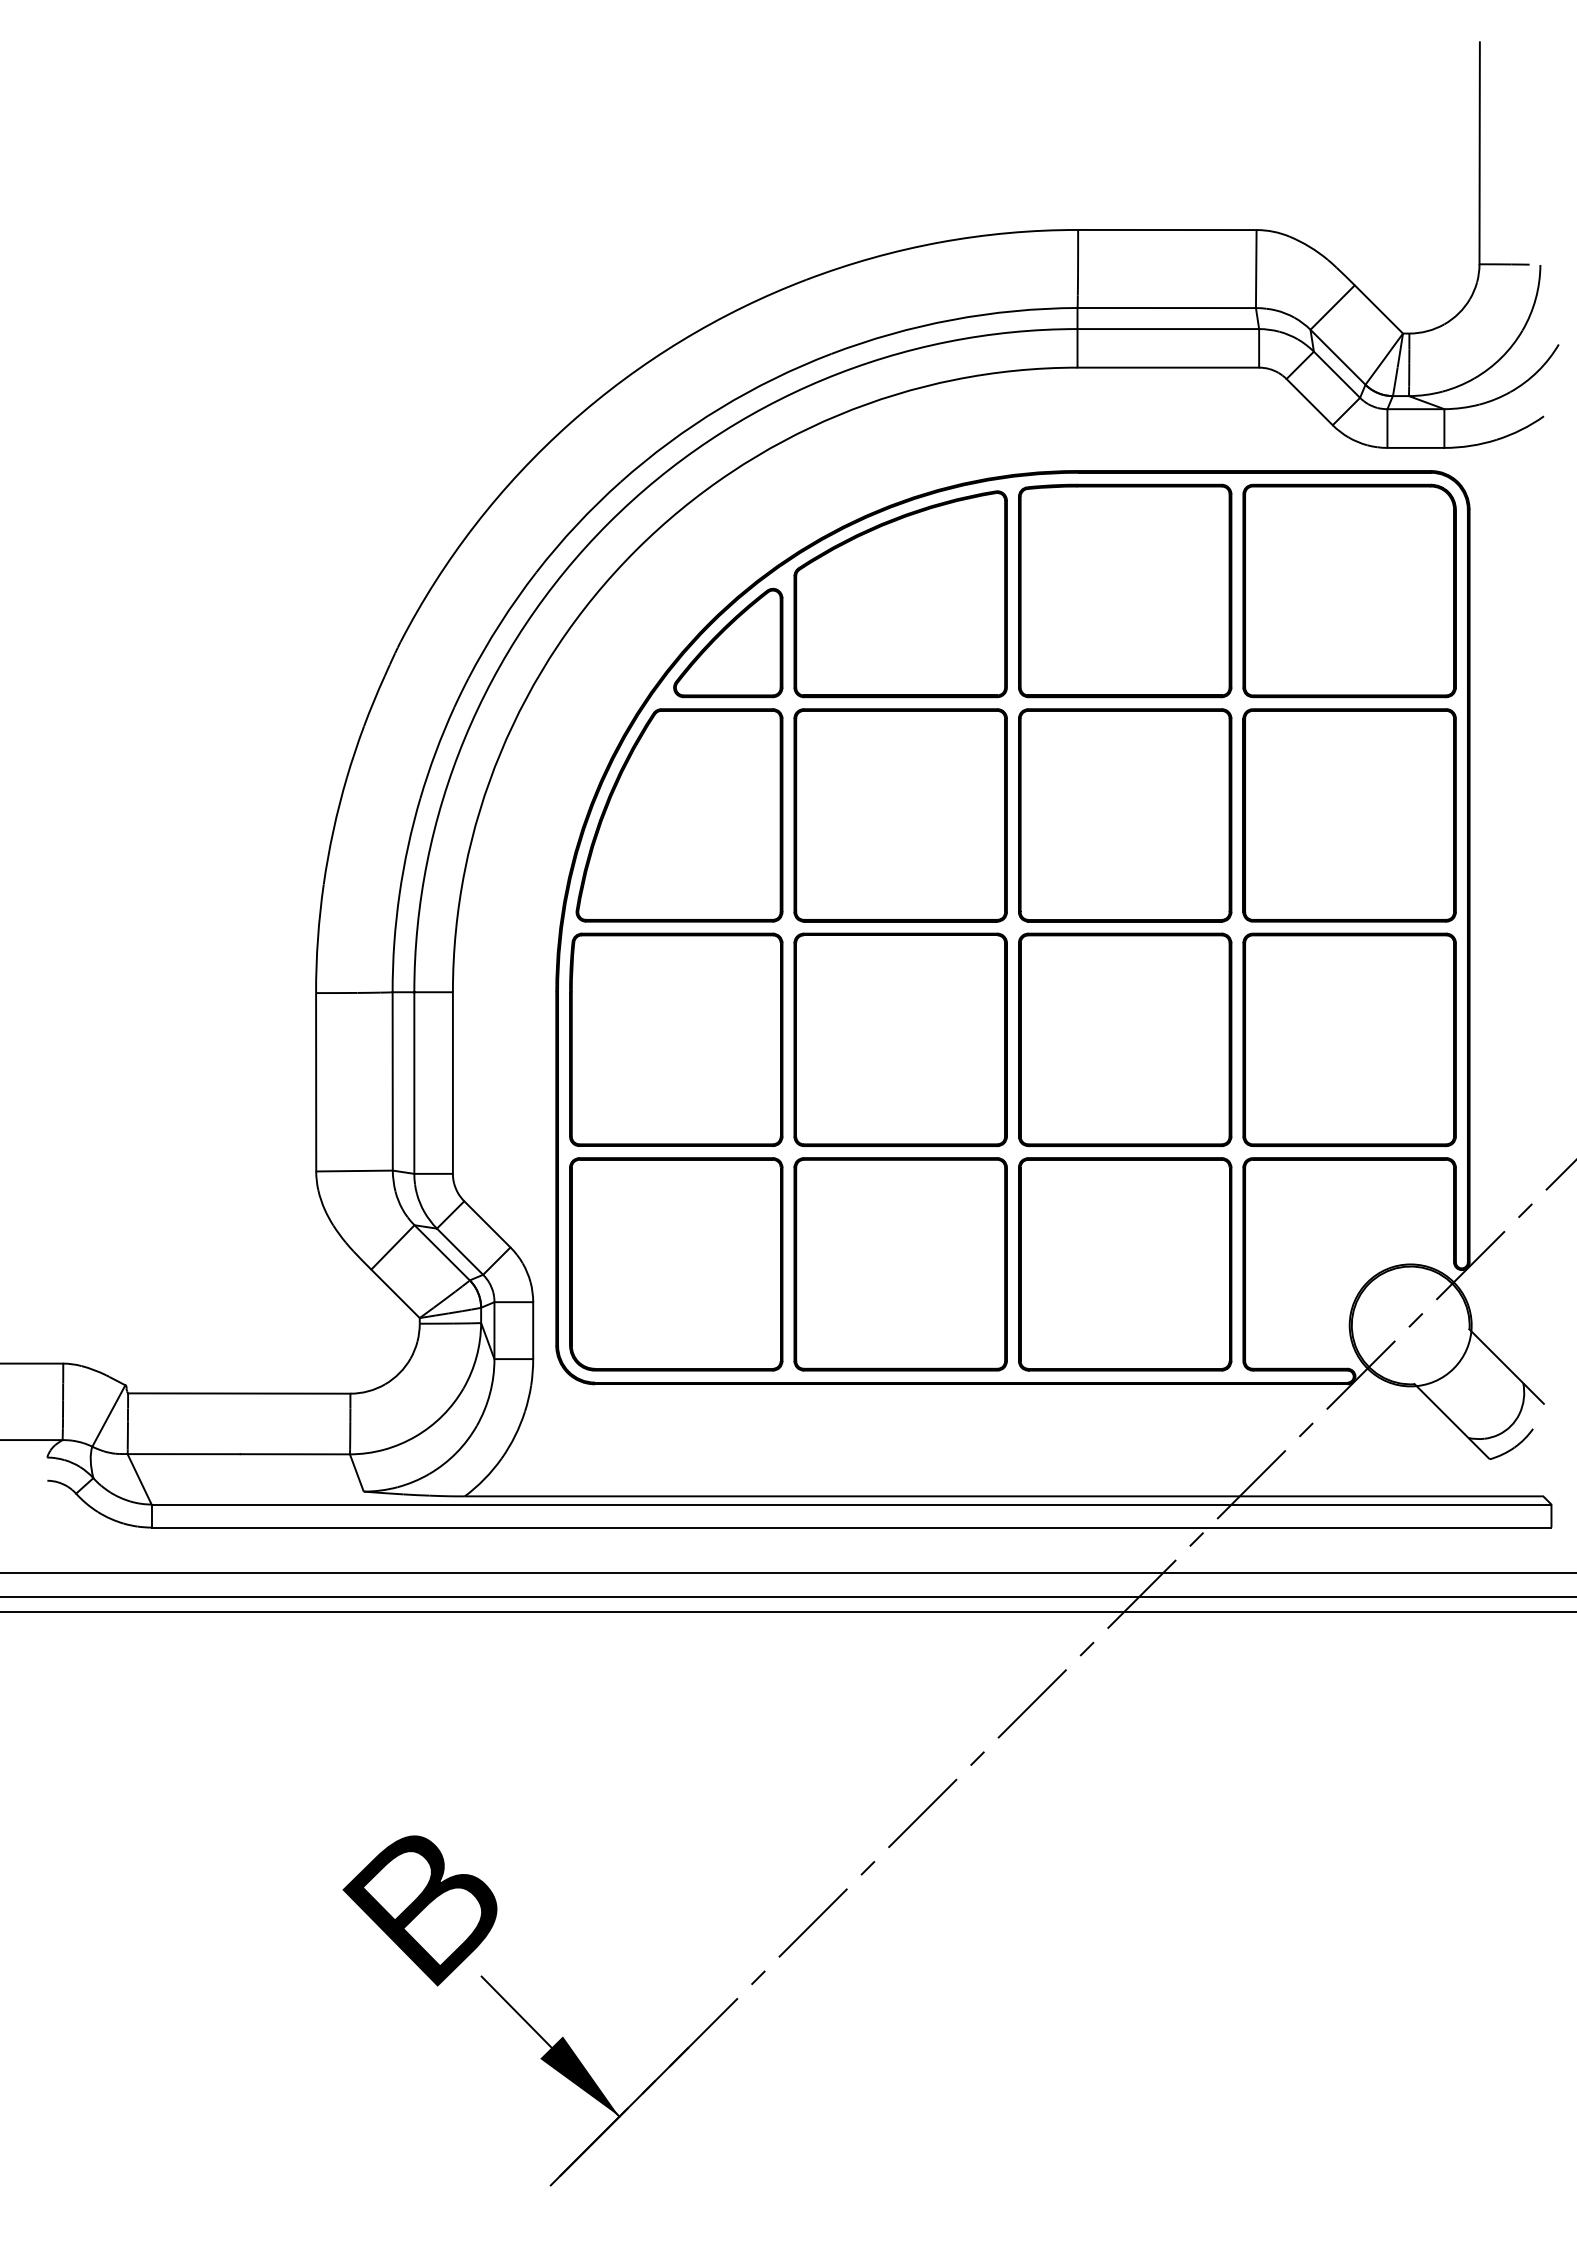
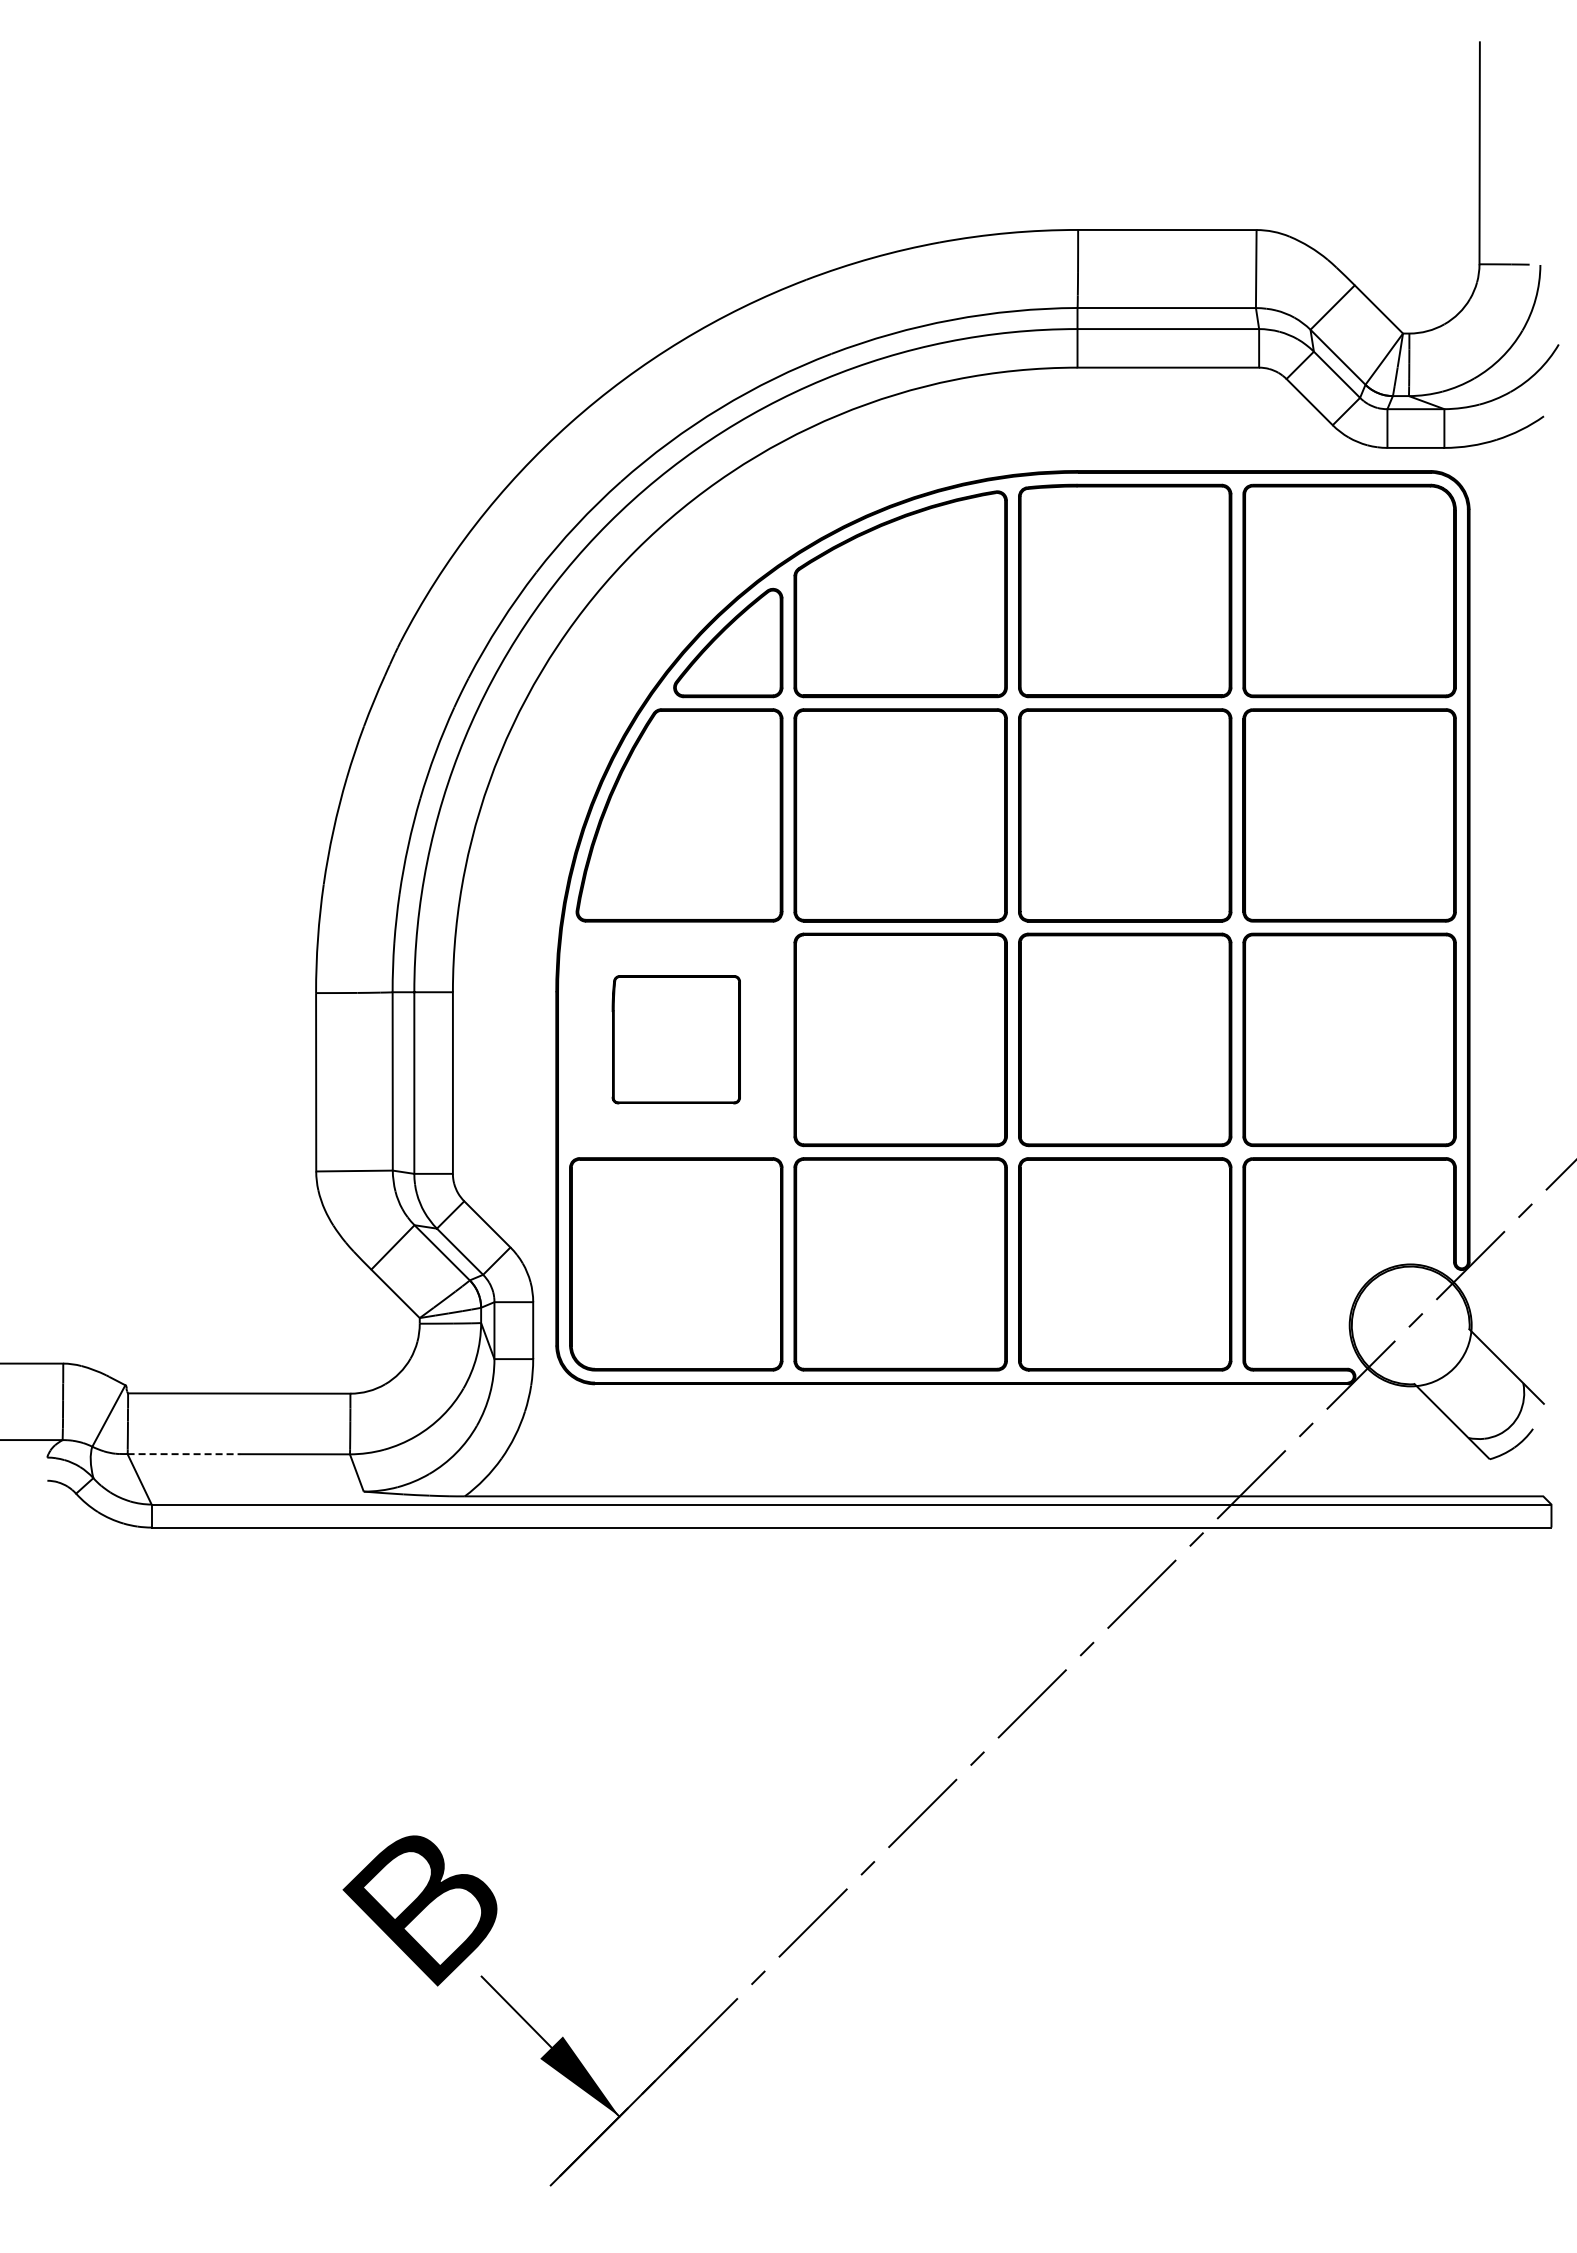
part size: 215x215 px -> 130x130 px (675, 1039)
line: solid -> dashed (184, 1454)
line: present -> none (787, 1573)
line: present -> none (787, 1596)
line: present -> none (787, 1612)
